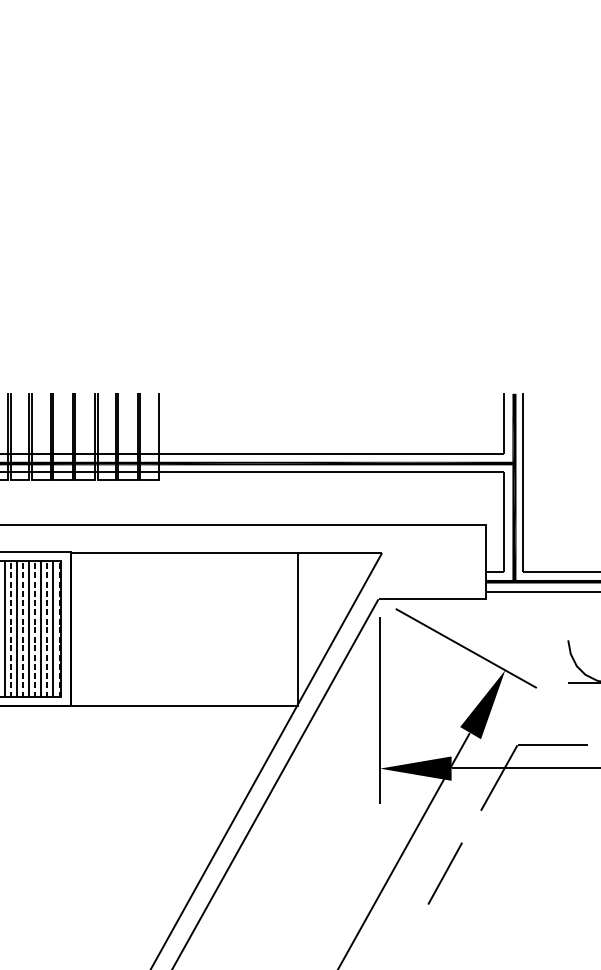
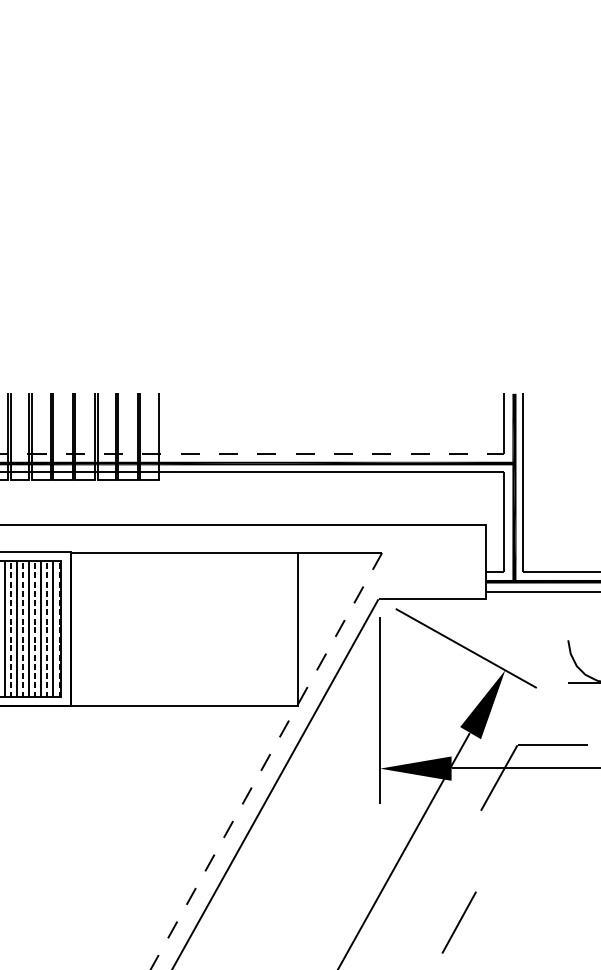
line: solid -> dashed (251, 454)
line: solid -> dashed (266, 761)
line position: (444, 873) -> (458, 922) (458, 922)
